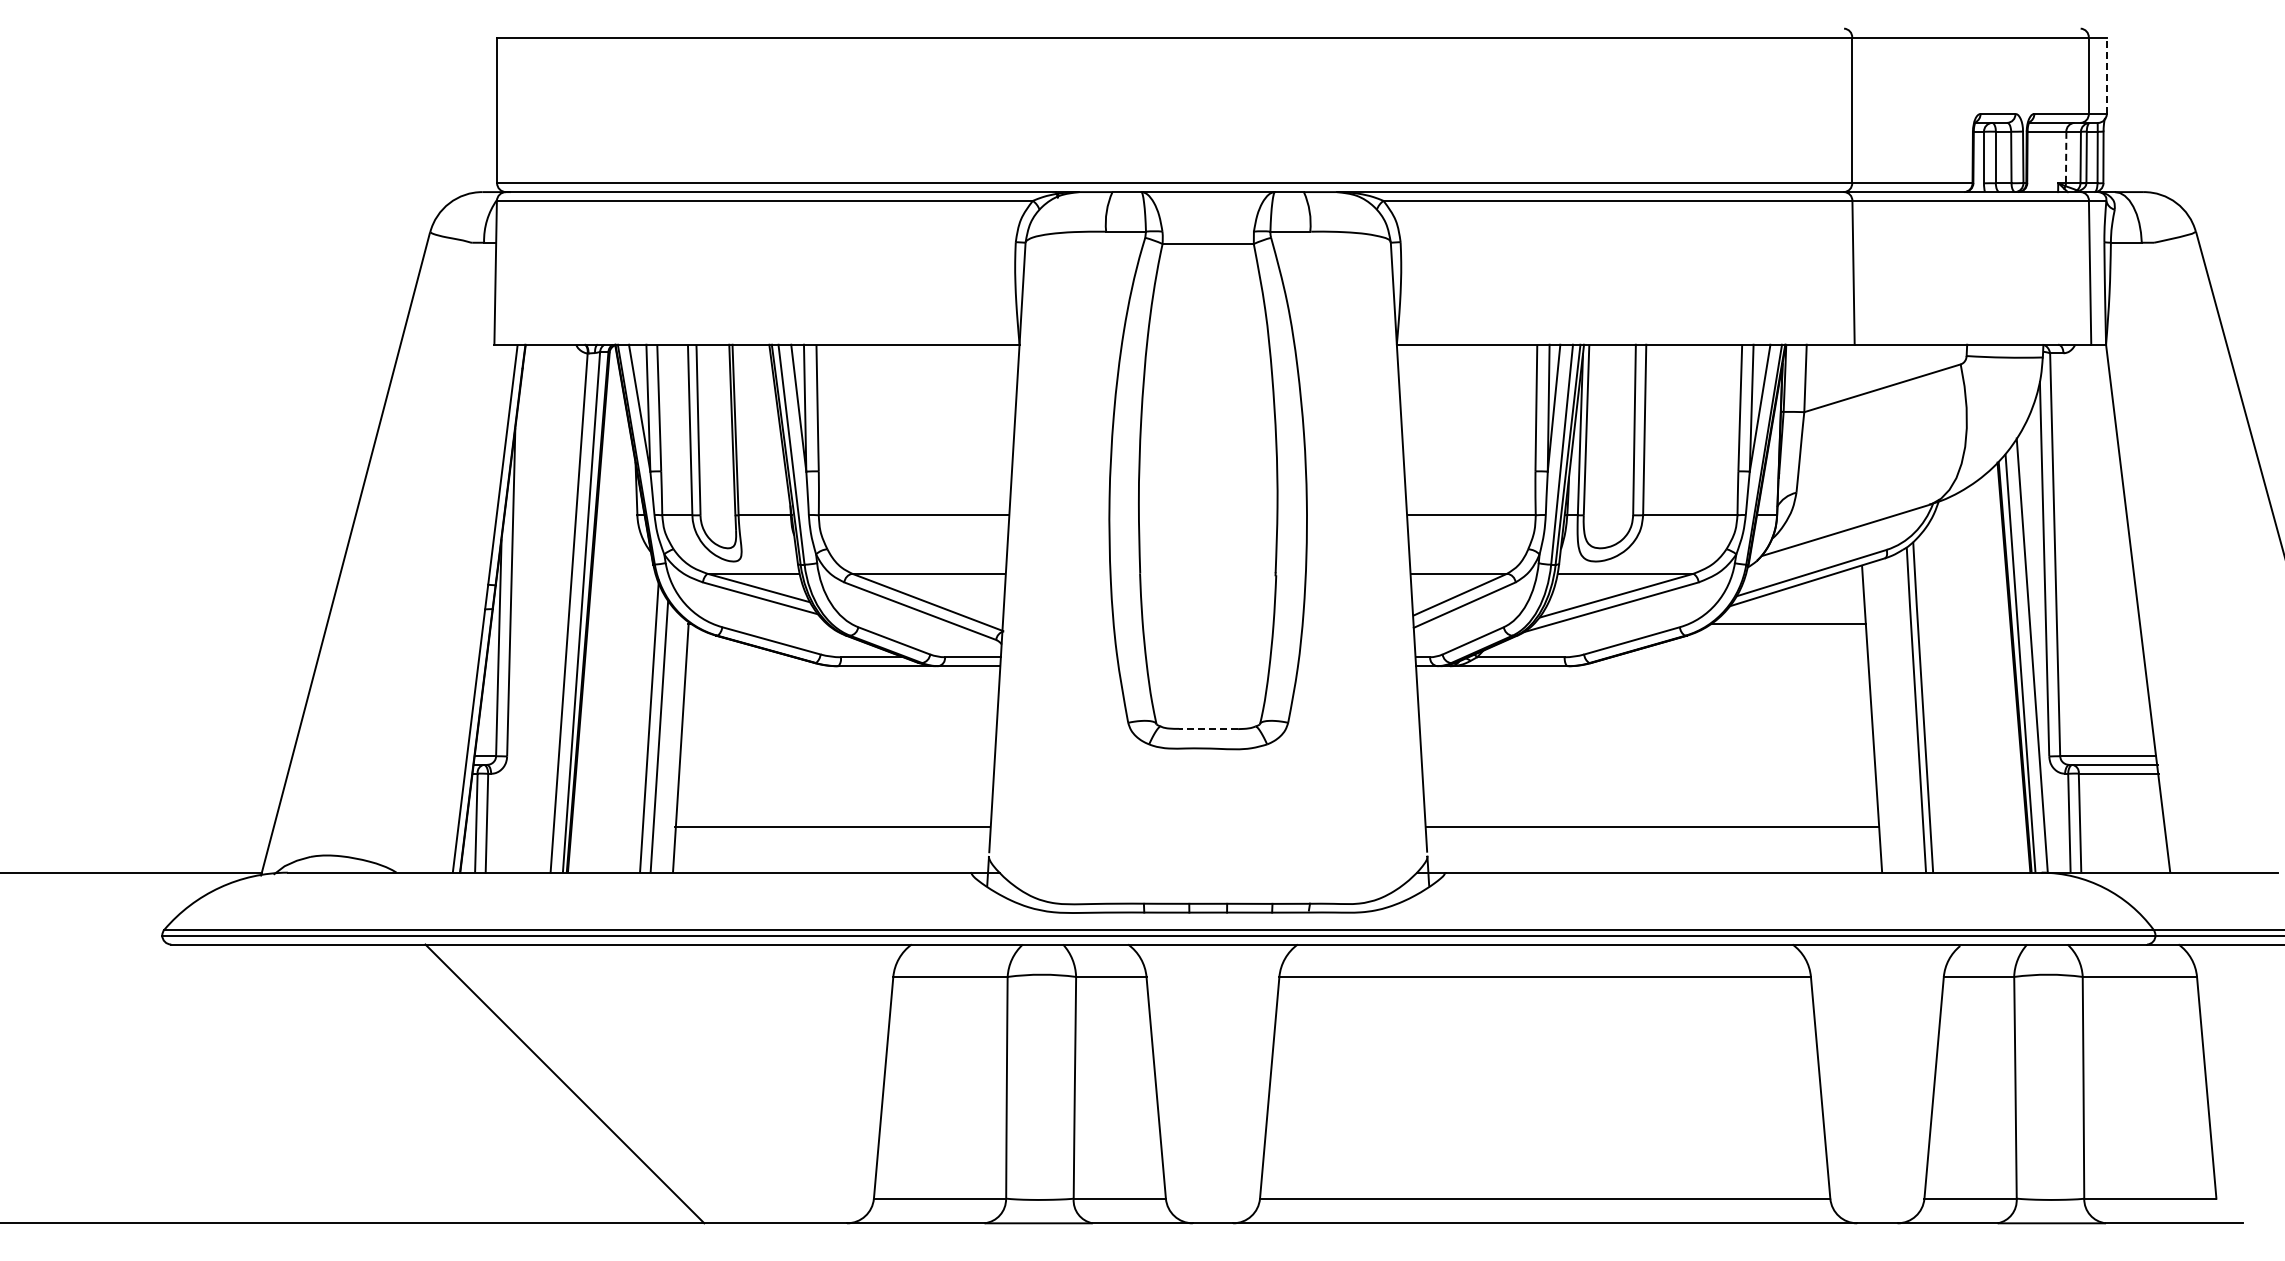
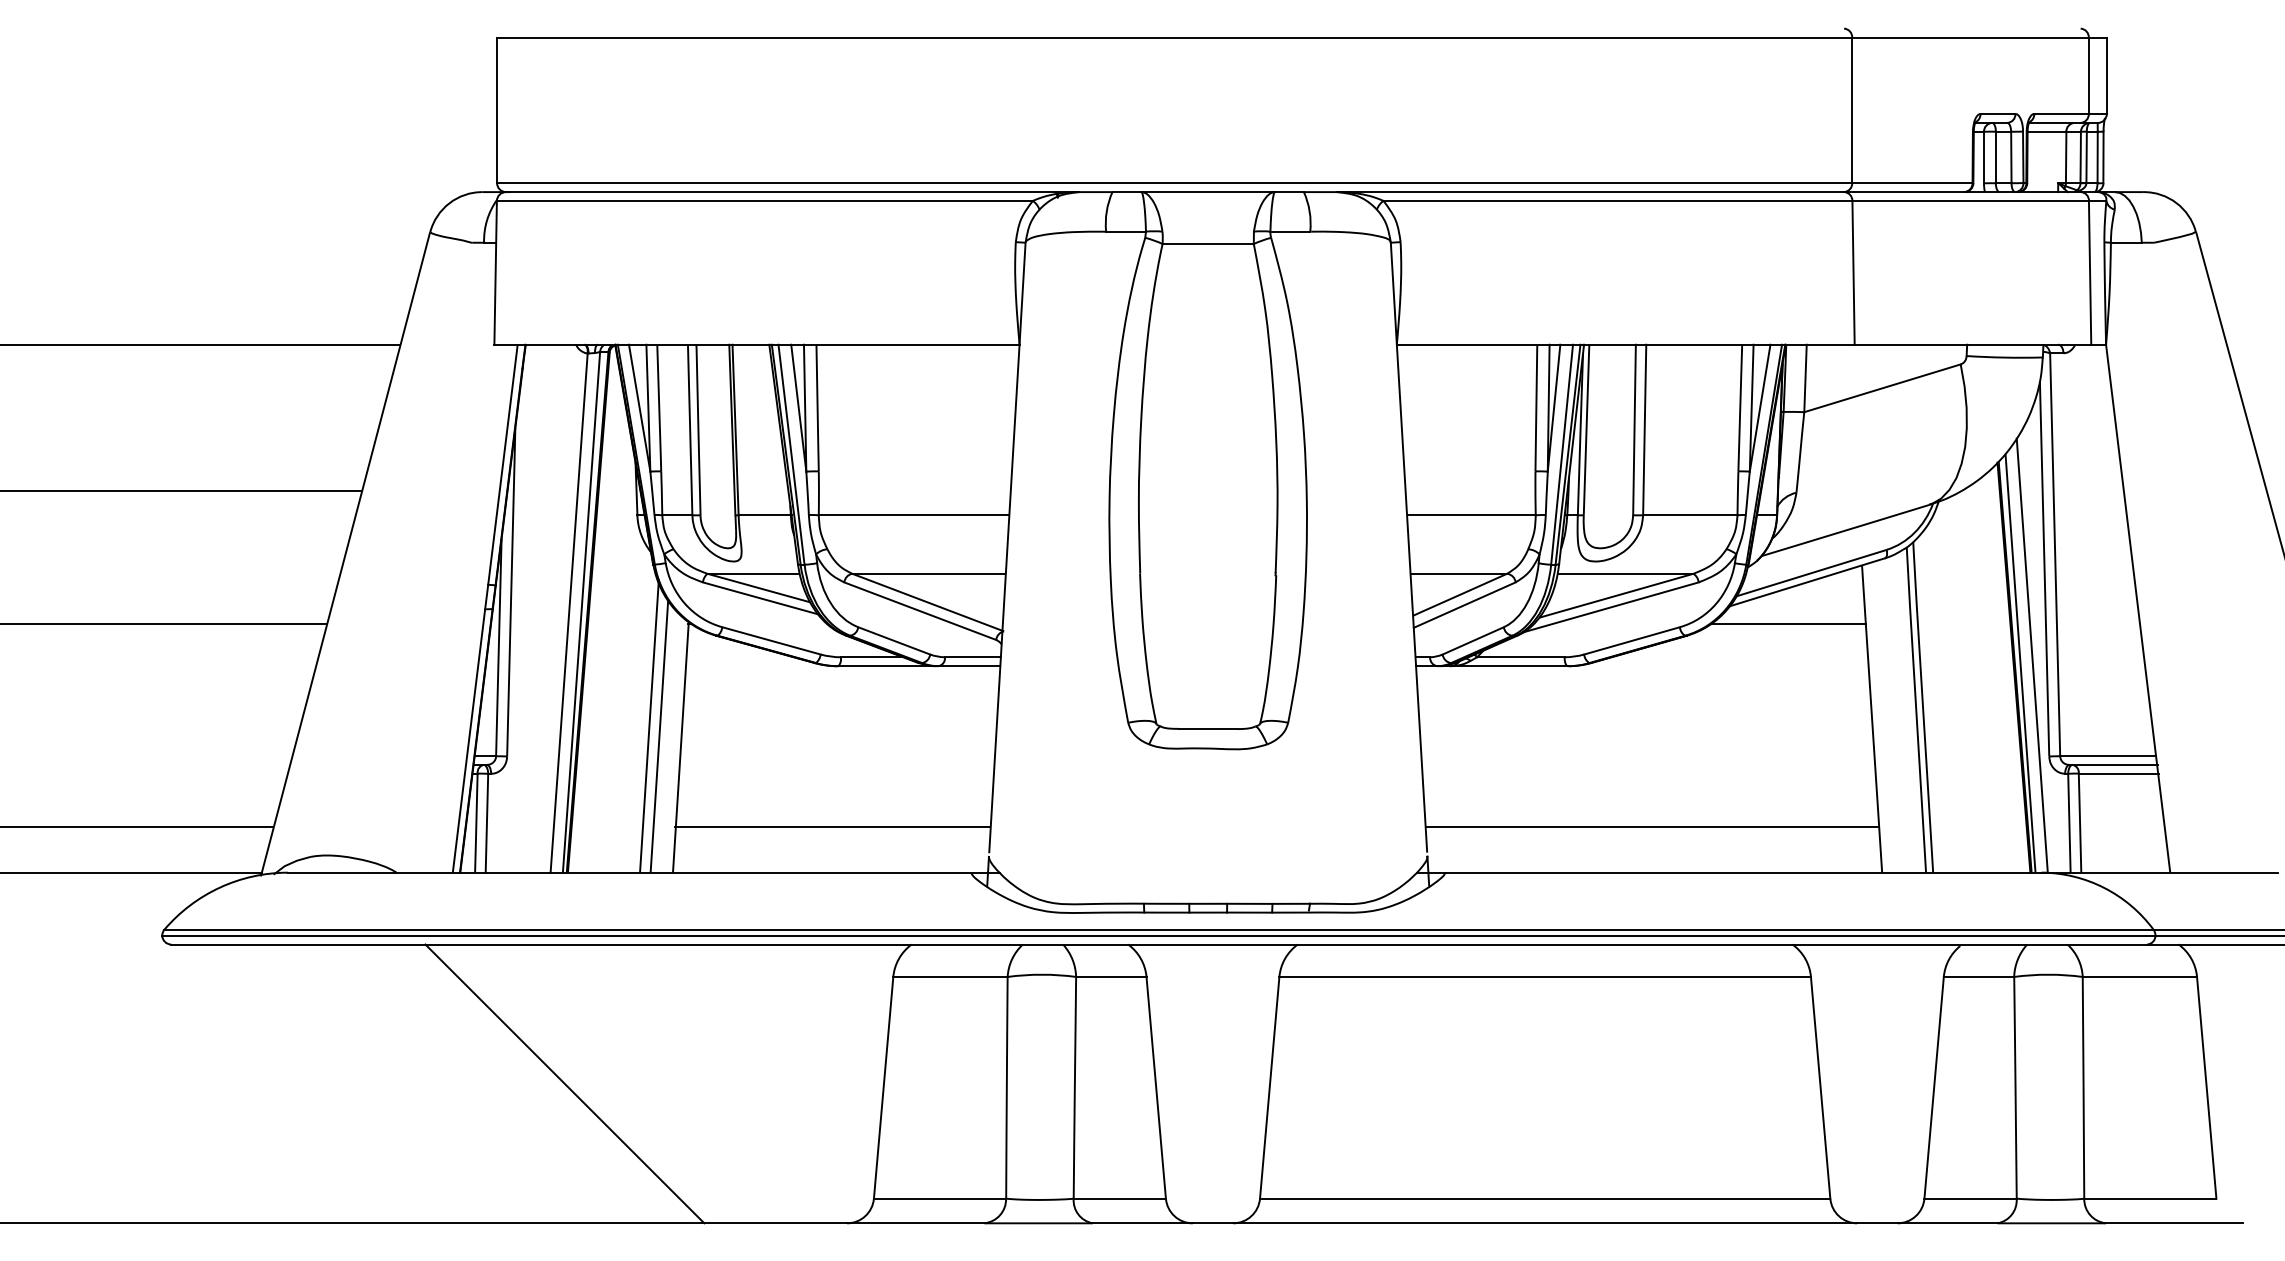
line: dashed -> solid (2106, 75)
line: dashed -> solid (2066, 157)
line: none -> present (200, 345)
line: none -> present (181, 490)
line: none -> present (164, 624)
line: dashed -> solid (1208, 729)
line: none -> present (137, 827)
